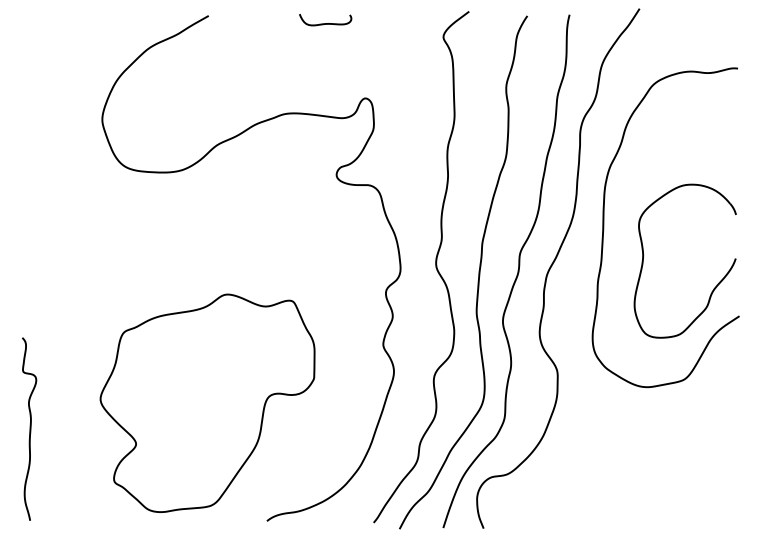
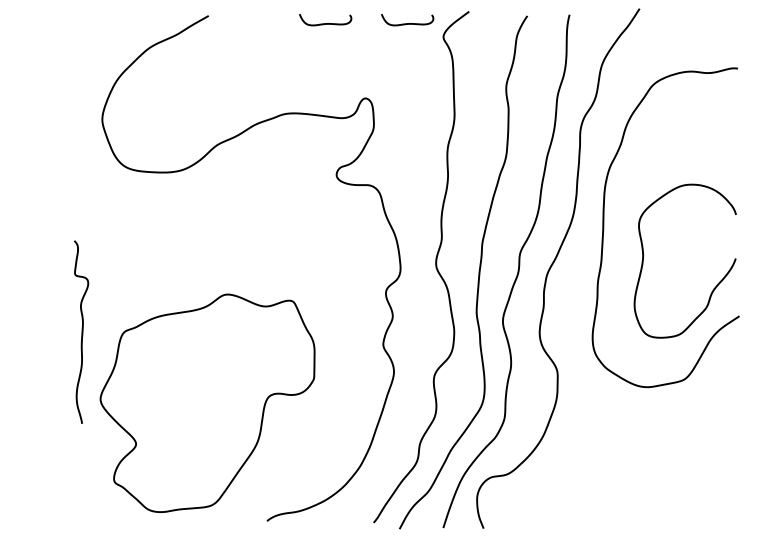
curve: none -> present (407, 23)
curve position: (29, 428) -> (81, 331) (81, 331)
